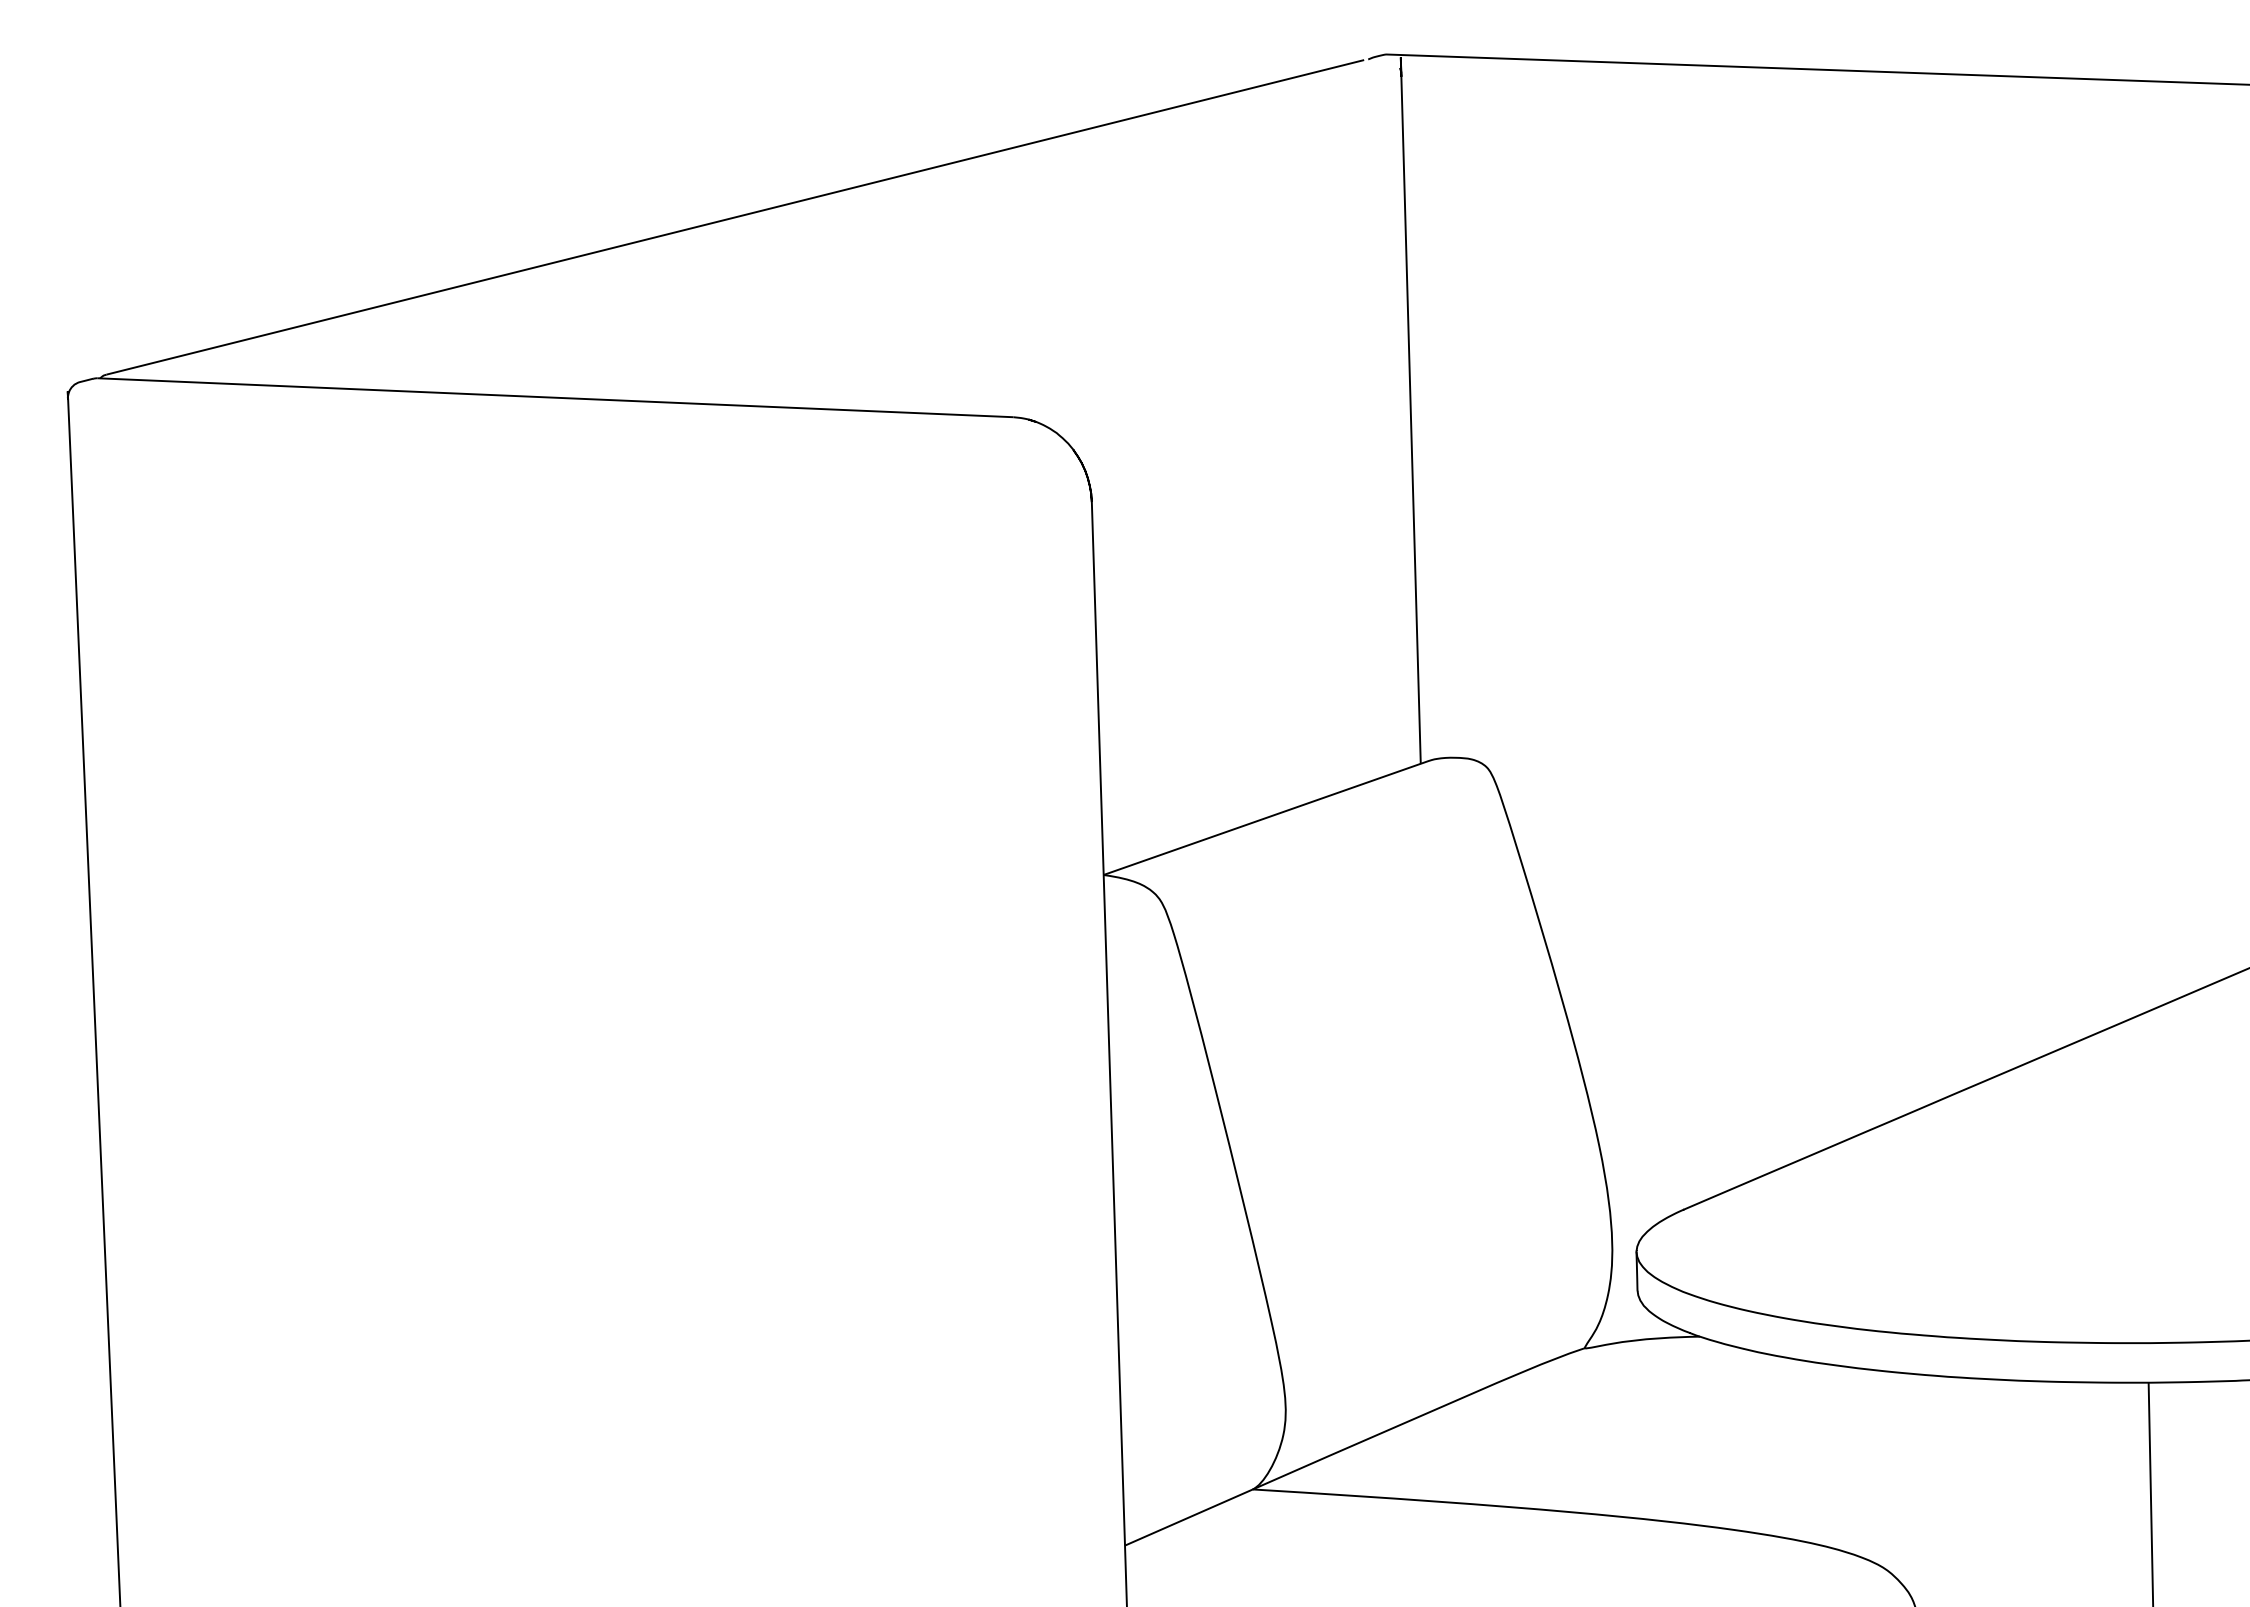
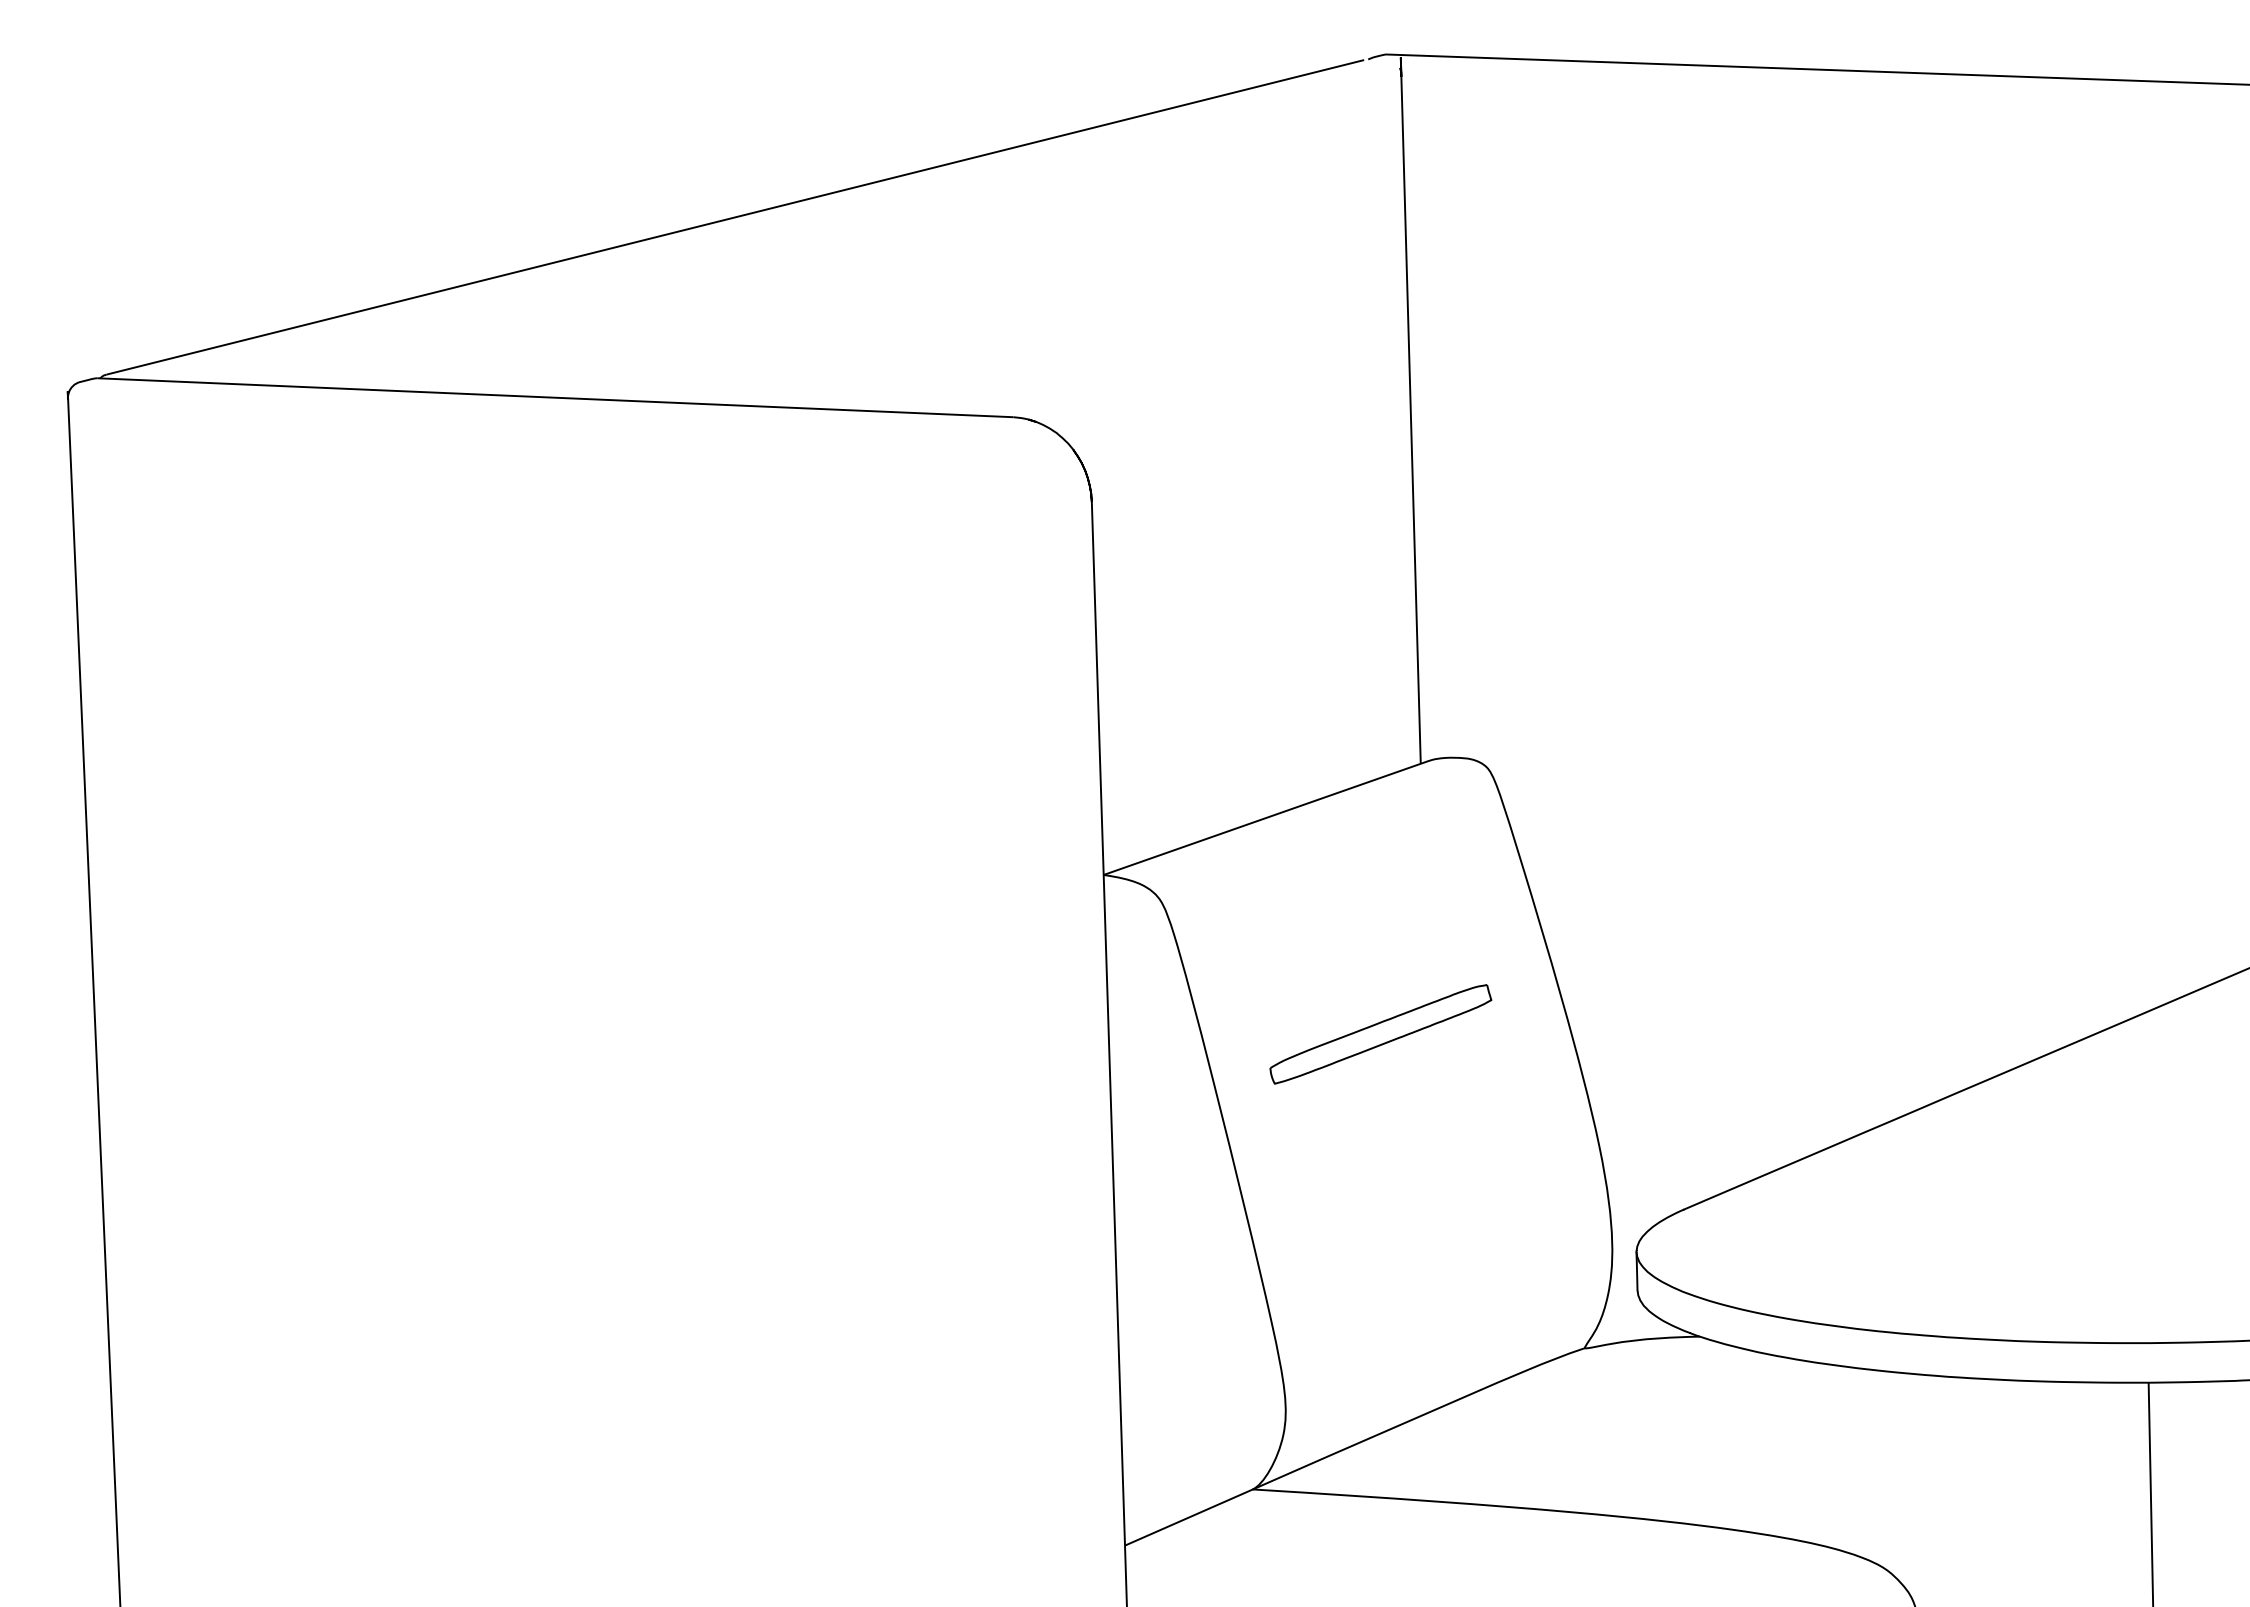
part: none -> present (1380, 1034)
